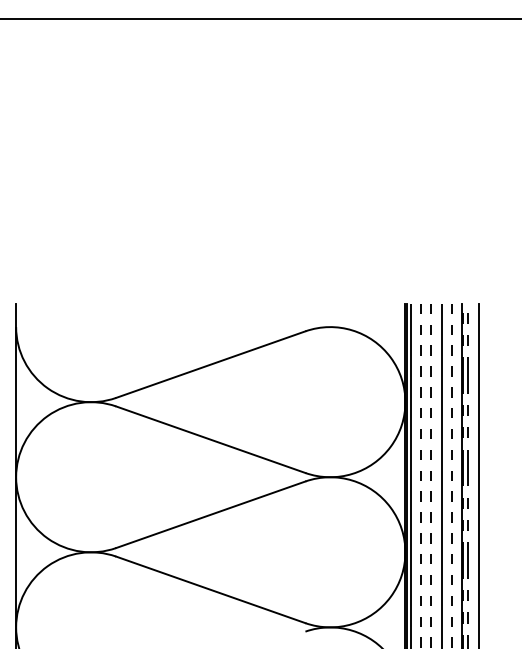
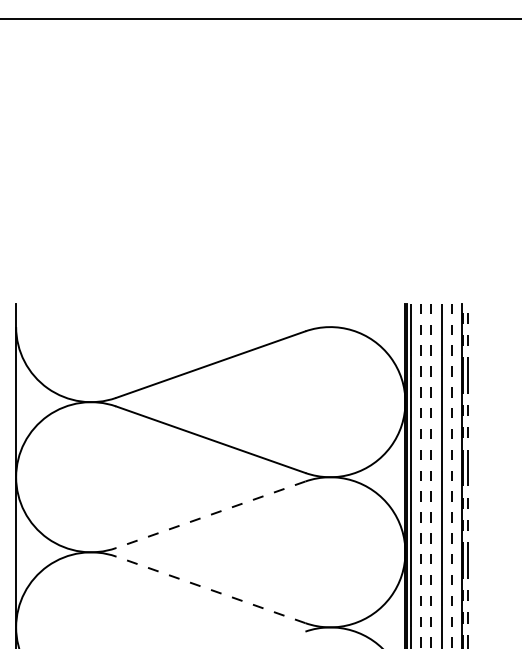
line: present -> none (479, 474)
line: solid -> dashed (210, 514)
line: solid -> dashed (210, 589)
